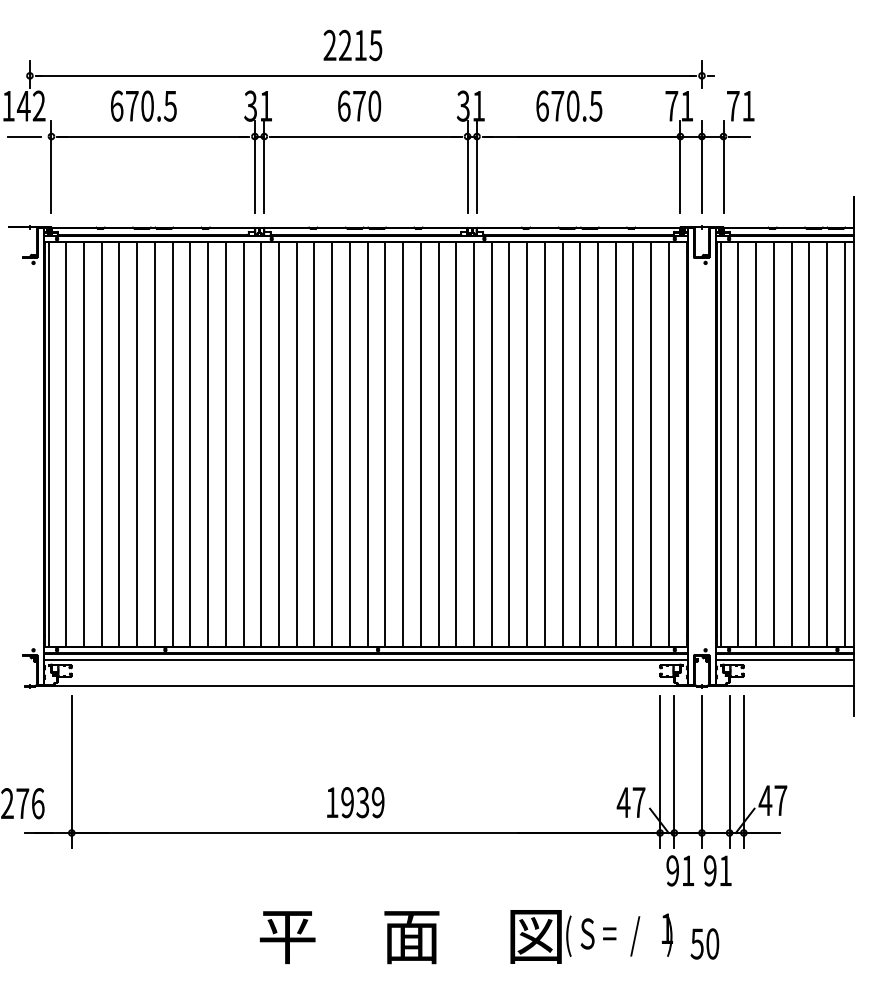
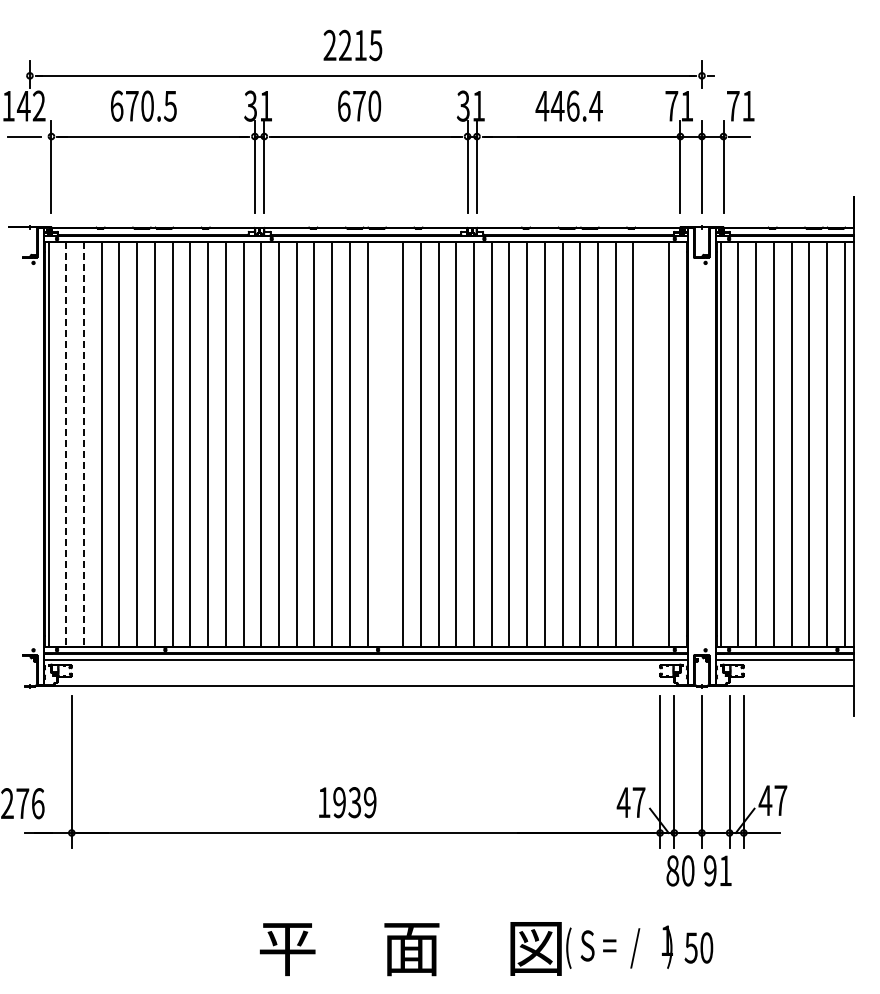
text: 670.5 -> 446.4 (568, 105)
line: solid -> dashed (66, 444)
line: solid -> dashed (83, 444)
line: present -> none (385, 444)
line: present -> none (651, 444)
text position: (355, 802) -> (347, 802) (347, 802)
text: 91 -> 80 (680, 870)
text position: (465, 937) -> (465, 949) (465, 949)
text position: (704, 943) -> (698, 947) (698, 947)
